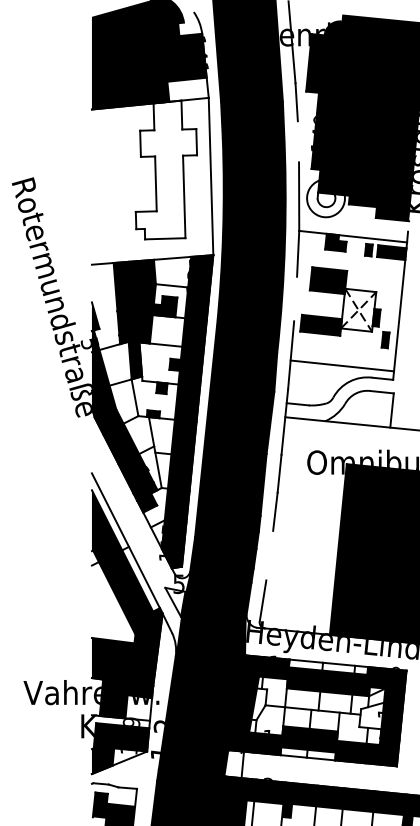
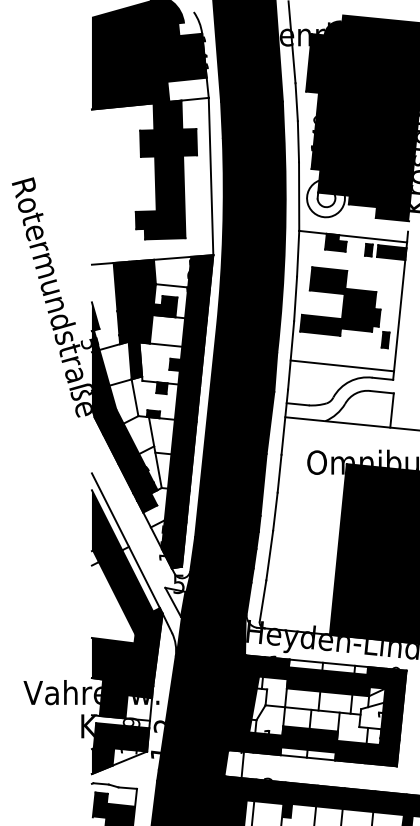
line: none -> present (298, 141)
fill: none -> present (166, 169)
line: none -> present (295, 298)
fill: none -> present (358, 309)
line: none -> present (269, 555)
